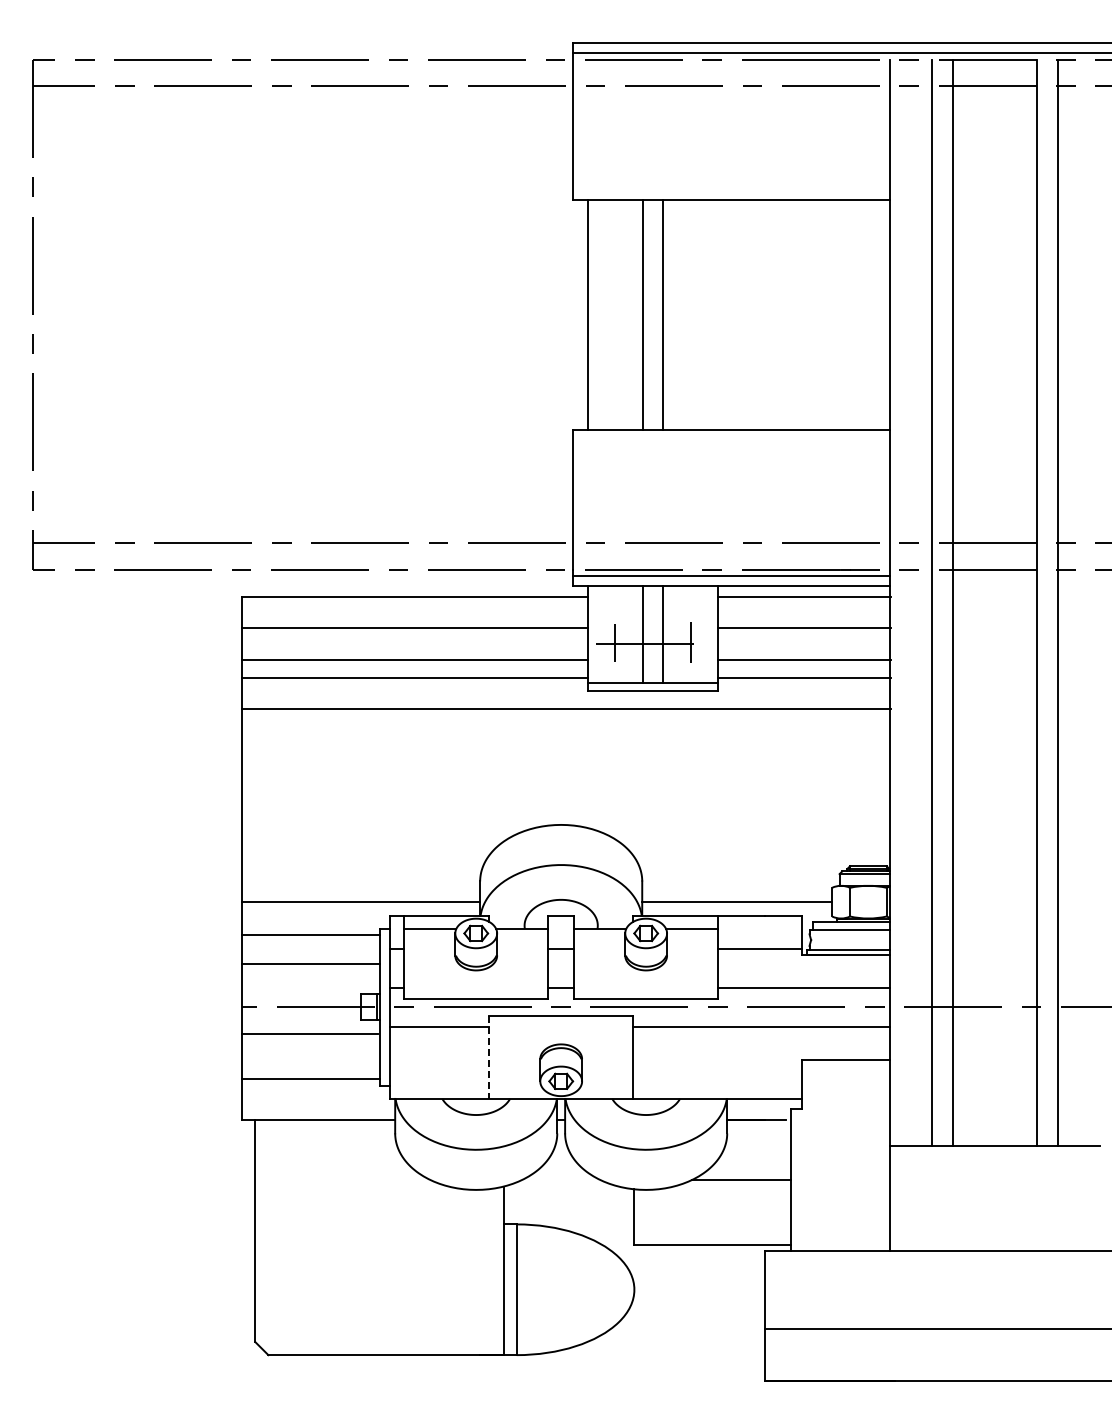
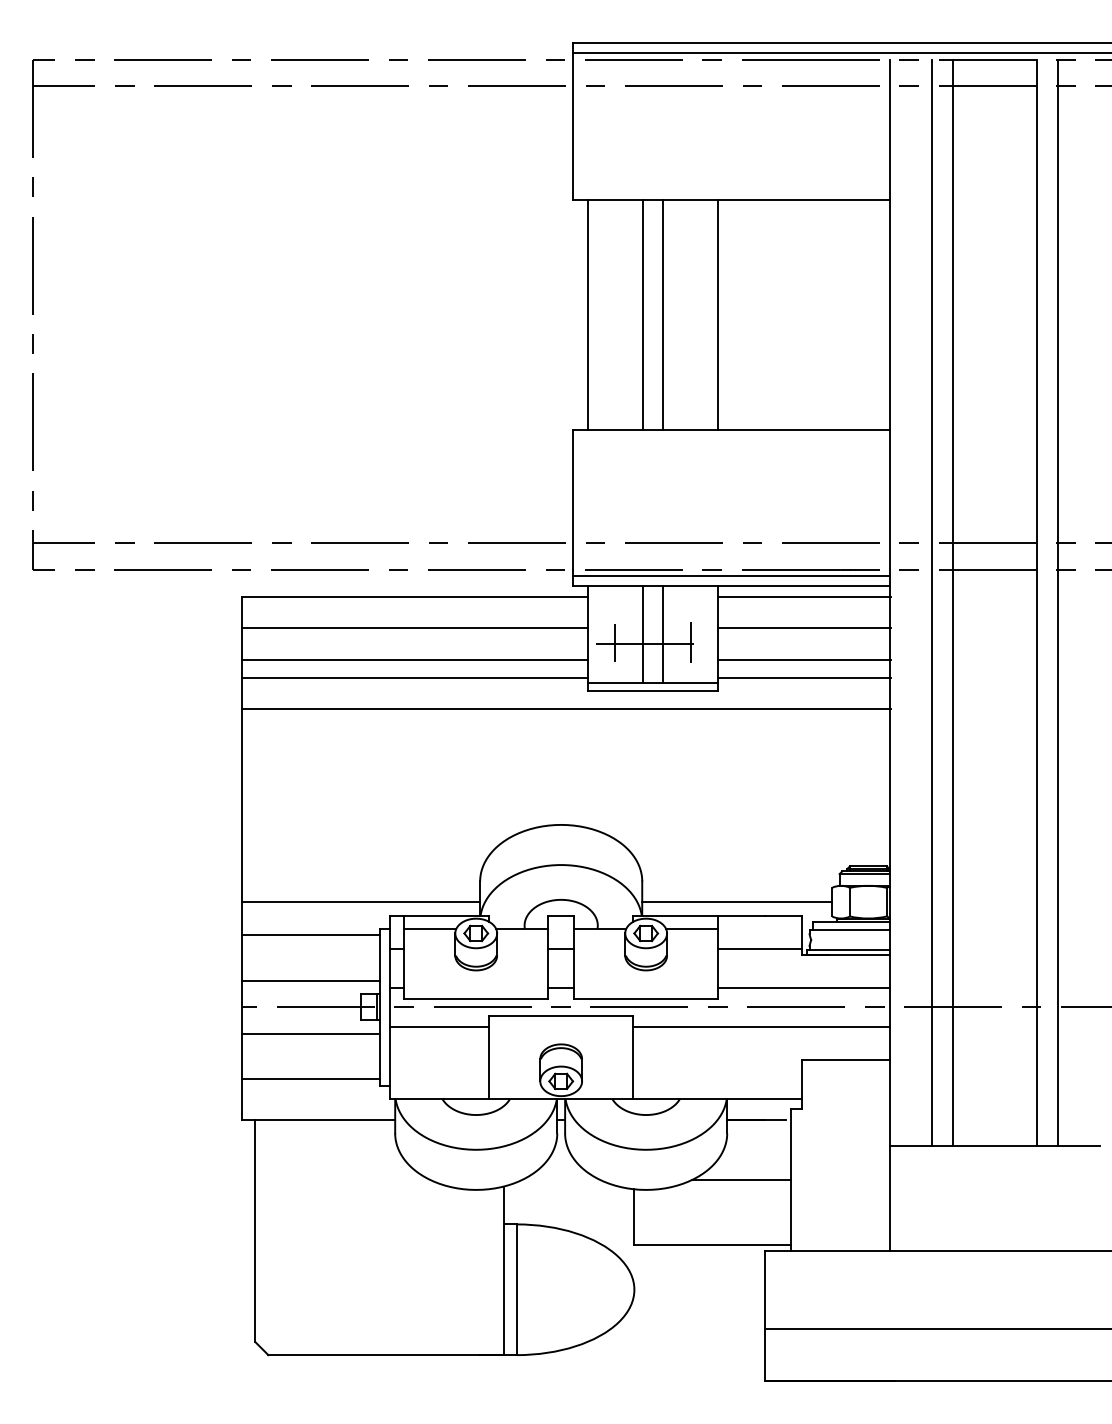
line: none -> present (718, 314)
line position: (310, 964) -> (310, 981) (310, 981)
line: dashed -> solid (489, 1058)
